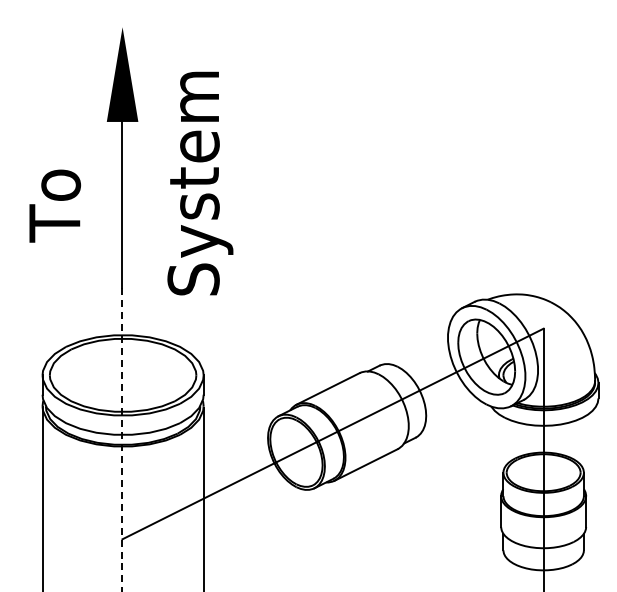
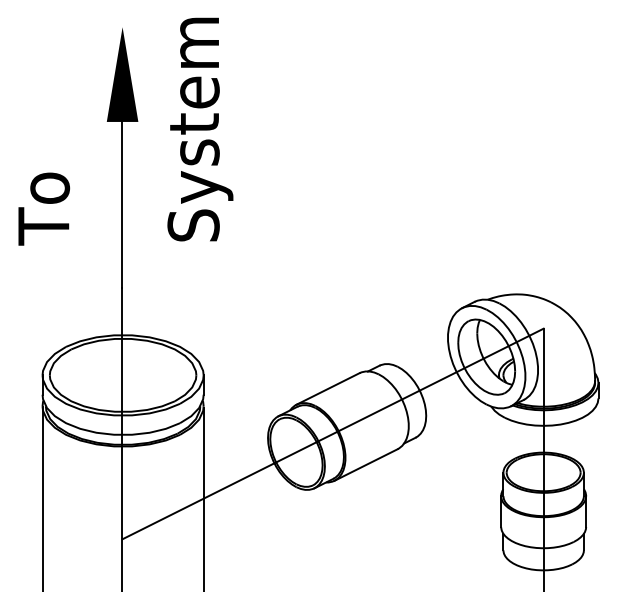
text position: (200, 183) -> (200, 129) (200, 129)
text position: (55, 205) -> (44, 208) (44, 208)
line: dashed -> solid (122, 439)
